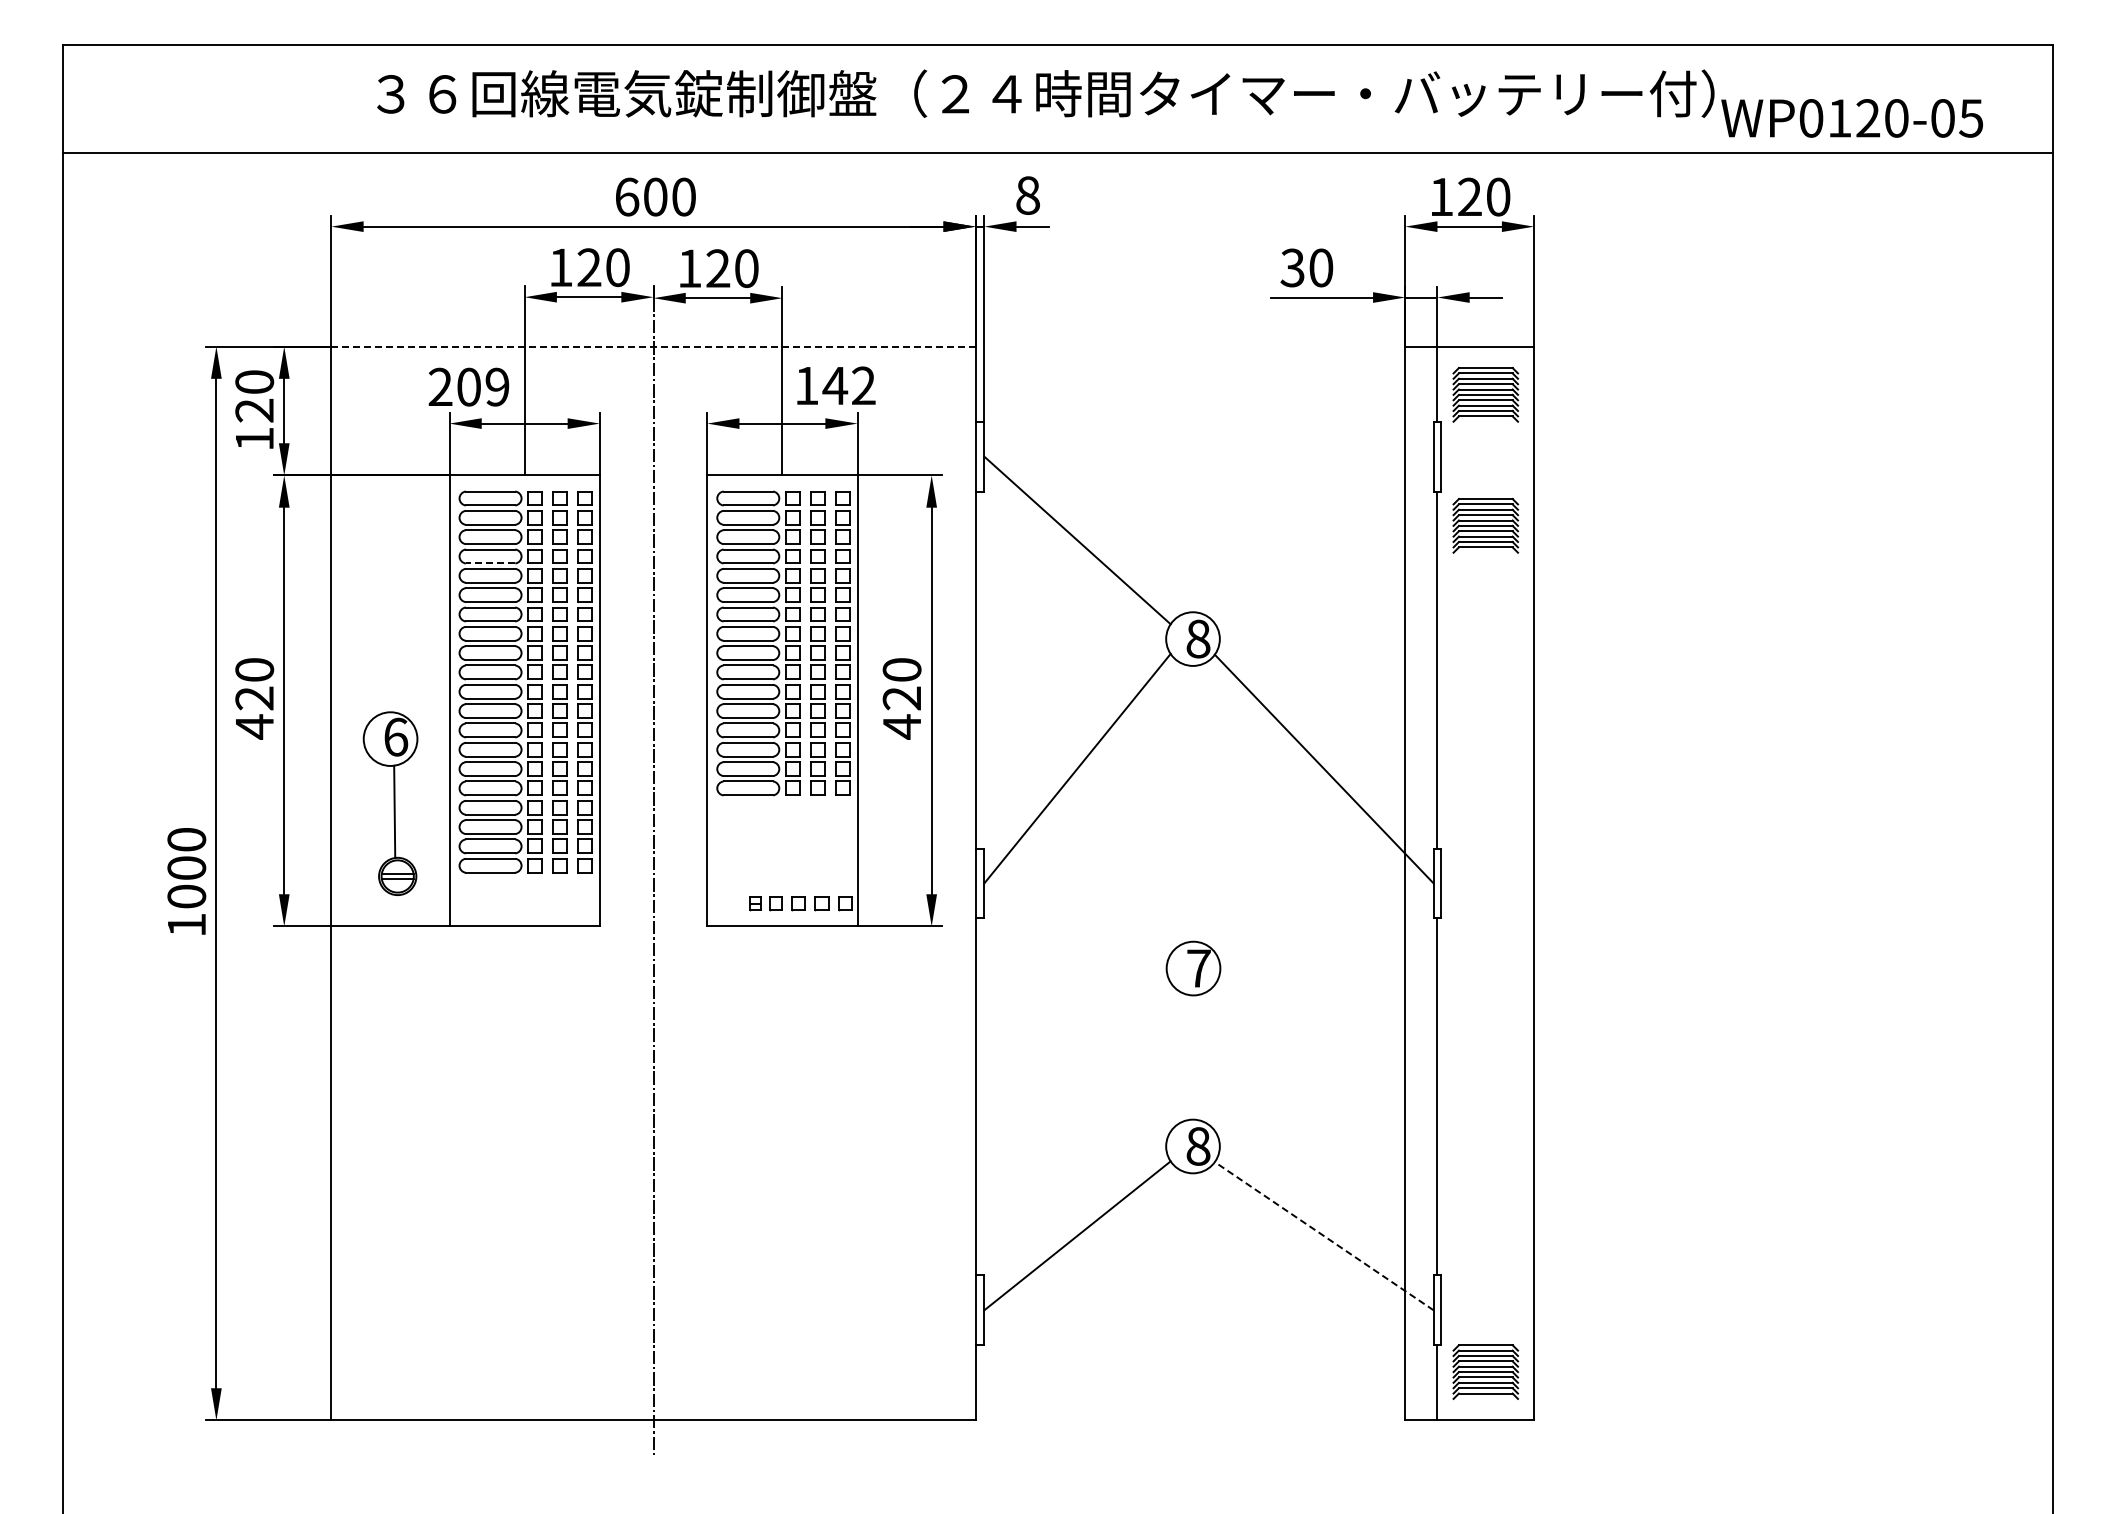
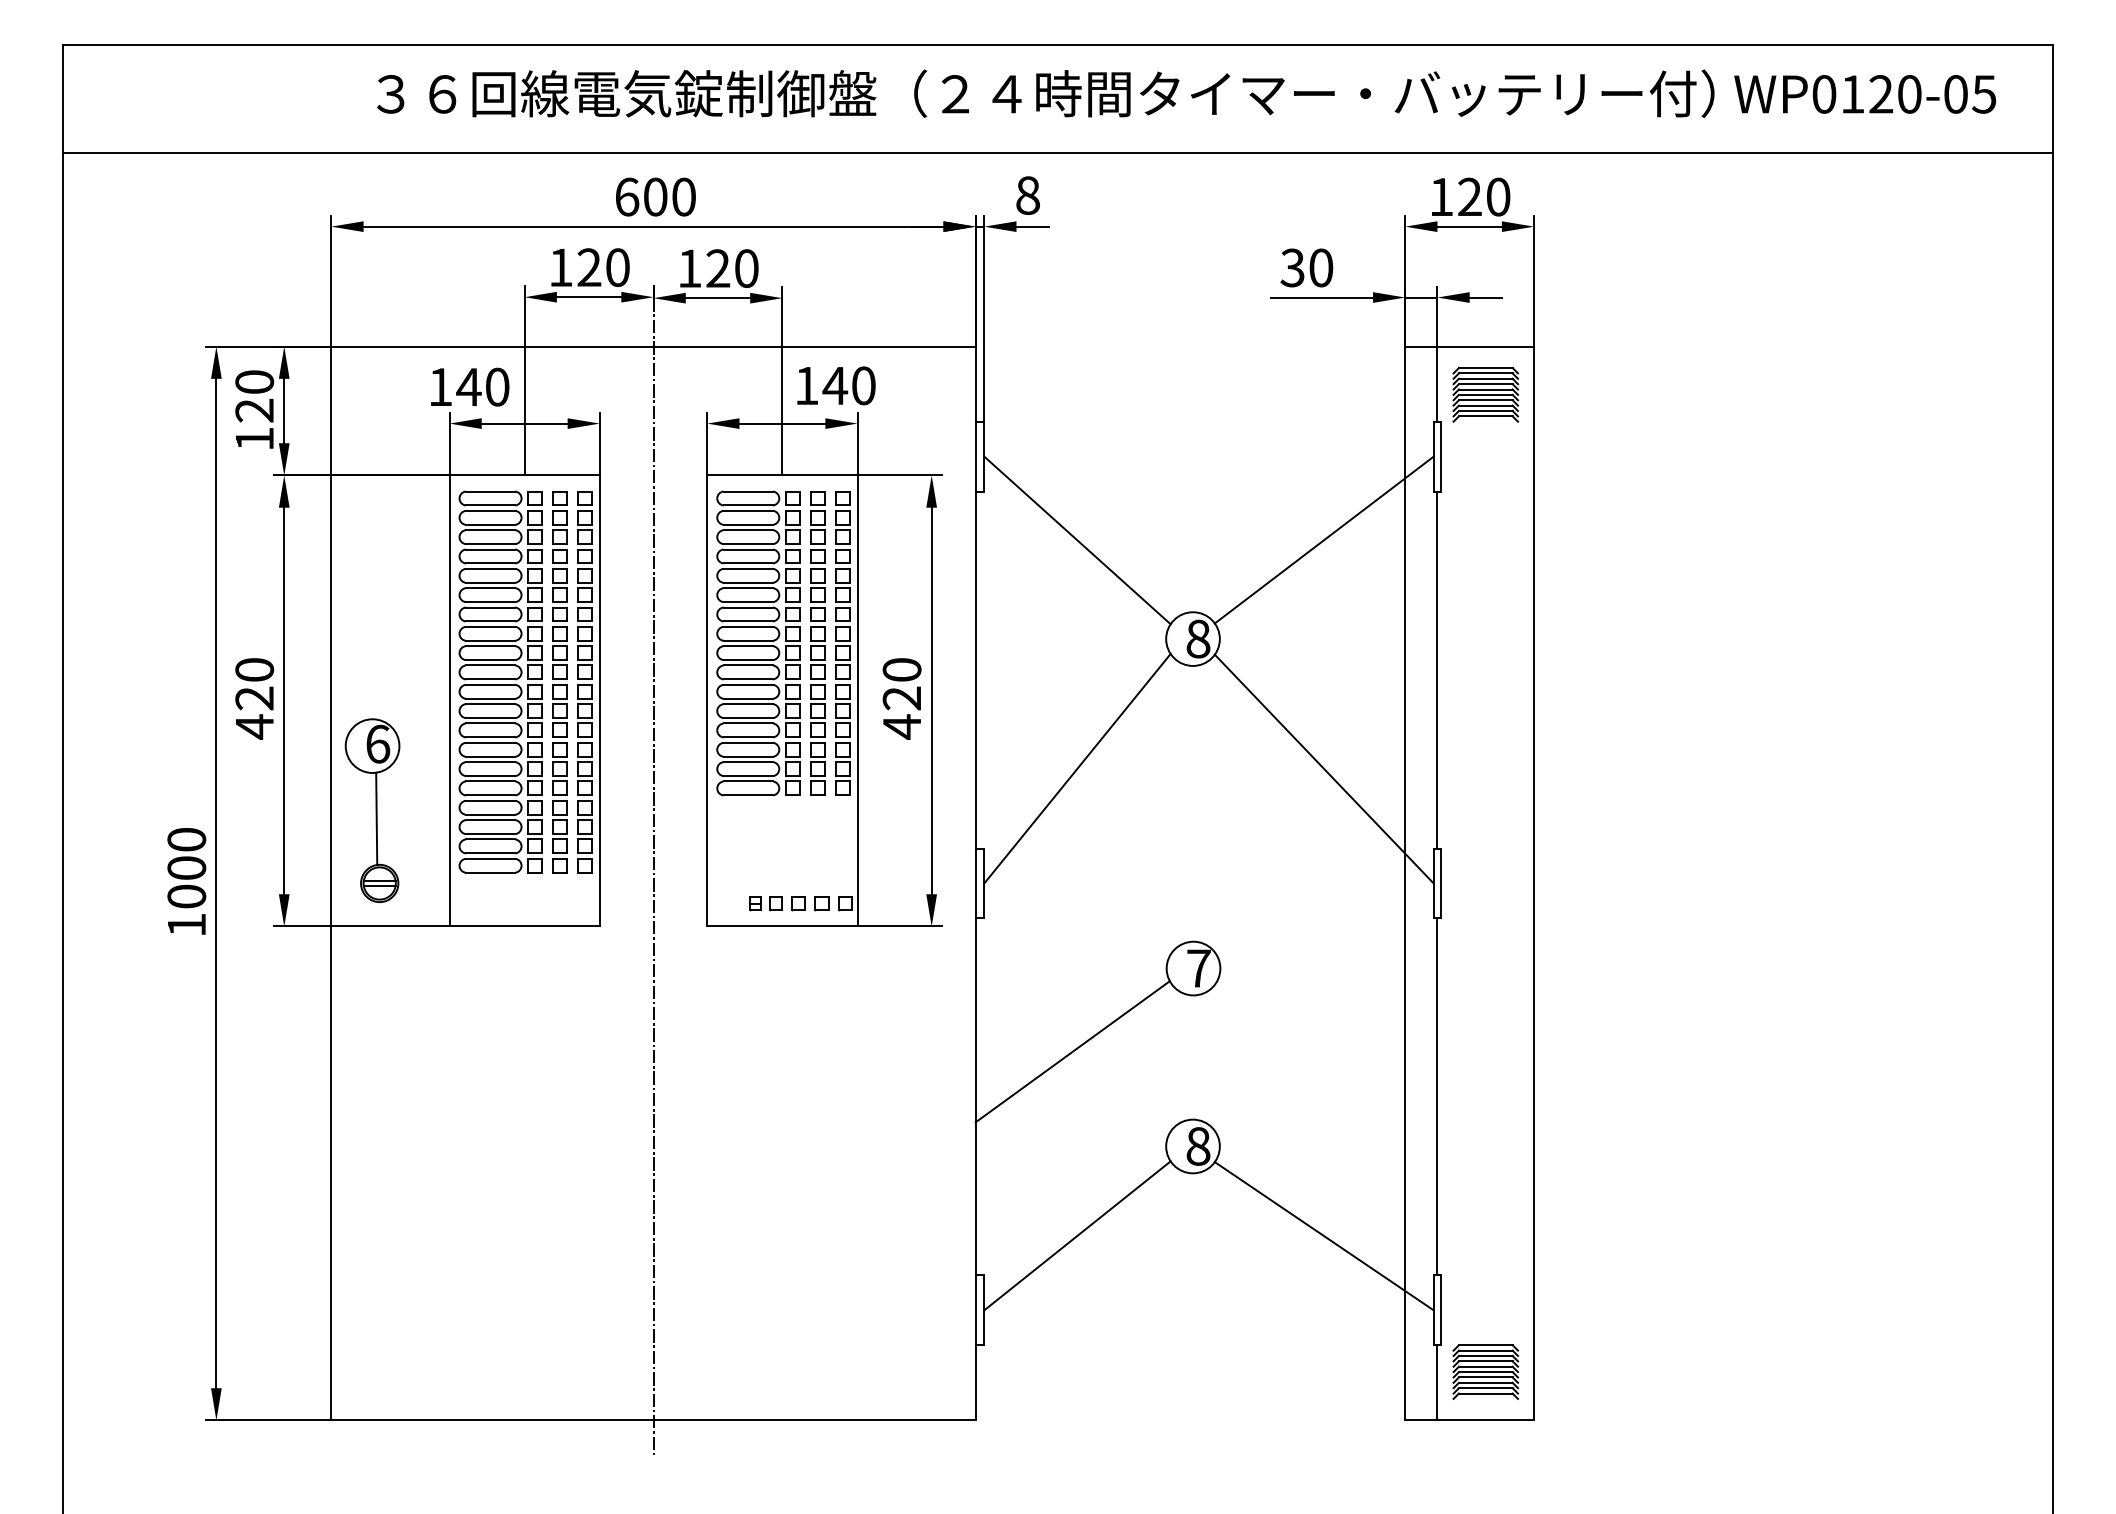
text position: (1851, 118) -> (1864, 94) (1864, 94)
line: dashed -> solid (654, 346)
text: 142 -> 140 (863, 385)
text: 209 -> 140 (468, 386)
part: present -> none (1485, 525)
line: none -> present (1323, 539)
line: dashed -> solid (490, 563)
part position: (390, 803) -> (372, 810) (372, 810)
line: none -> present (1072, 1051)
line: dashed -> solid (1323, 1235)
